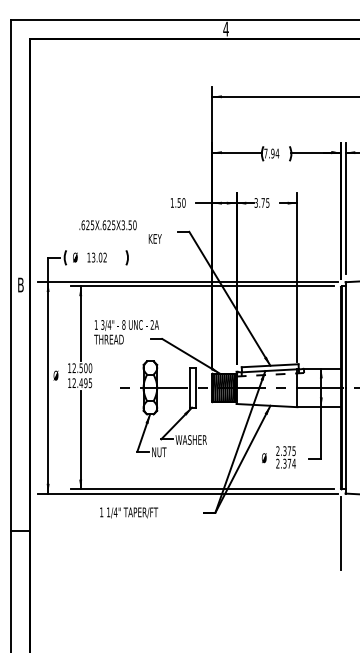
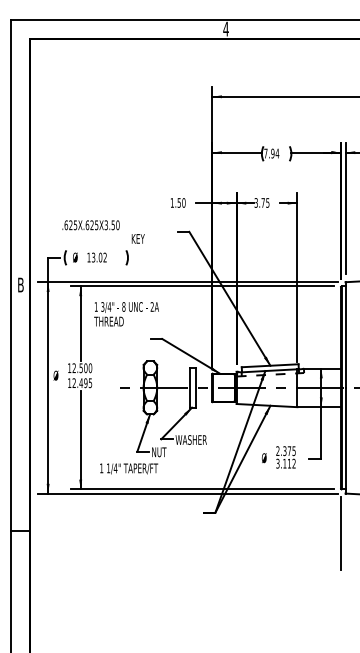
text position: (120, 231) -> (103, 231) (103, 231)
text position: (126, 332) -> (126, 314) (126, 314)
hatch: present -> none (223, 387)
text: 2.374 -> 3.112 (285, 463)
text position: (129, 512) -> (129, 468) (129, 468)
